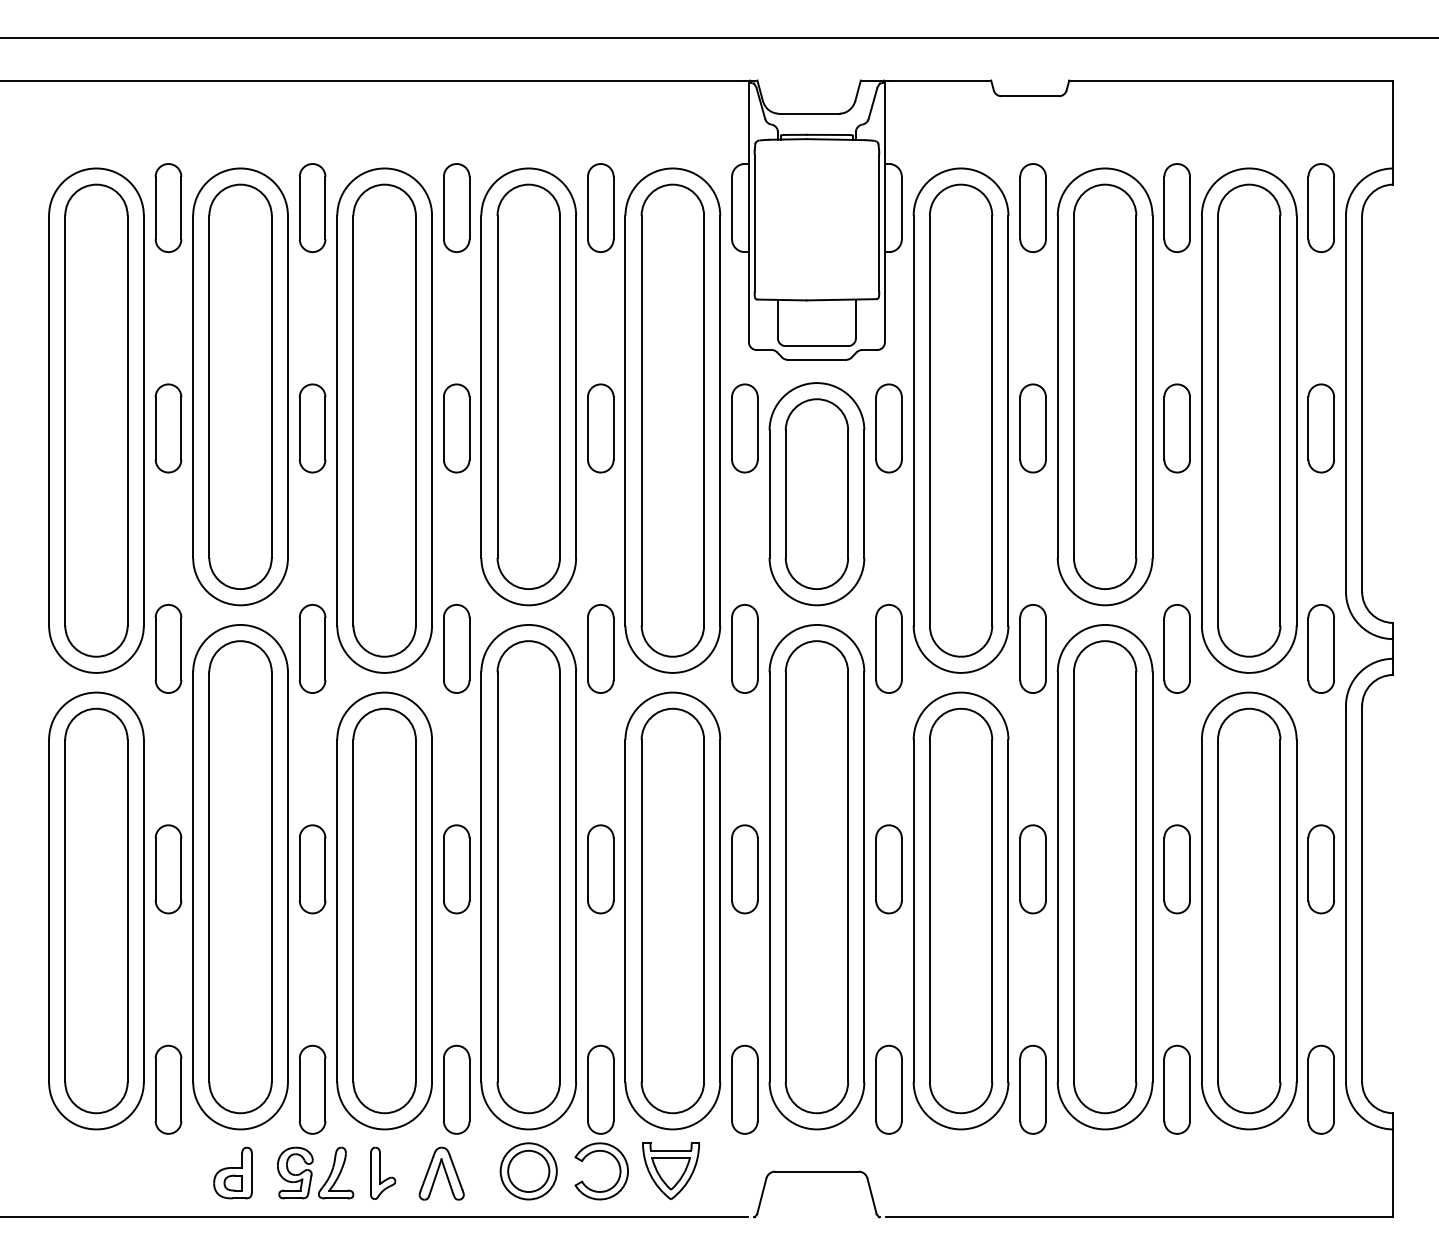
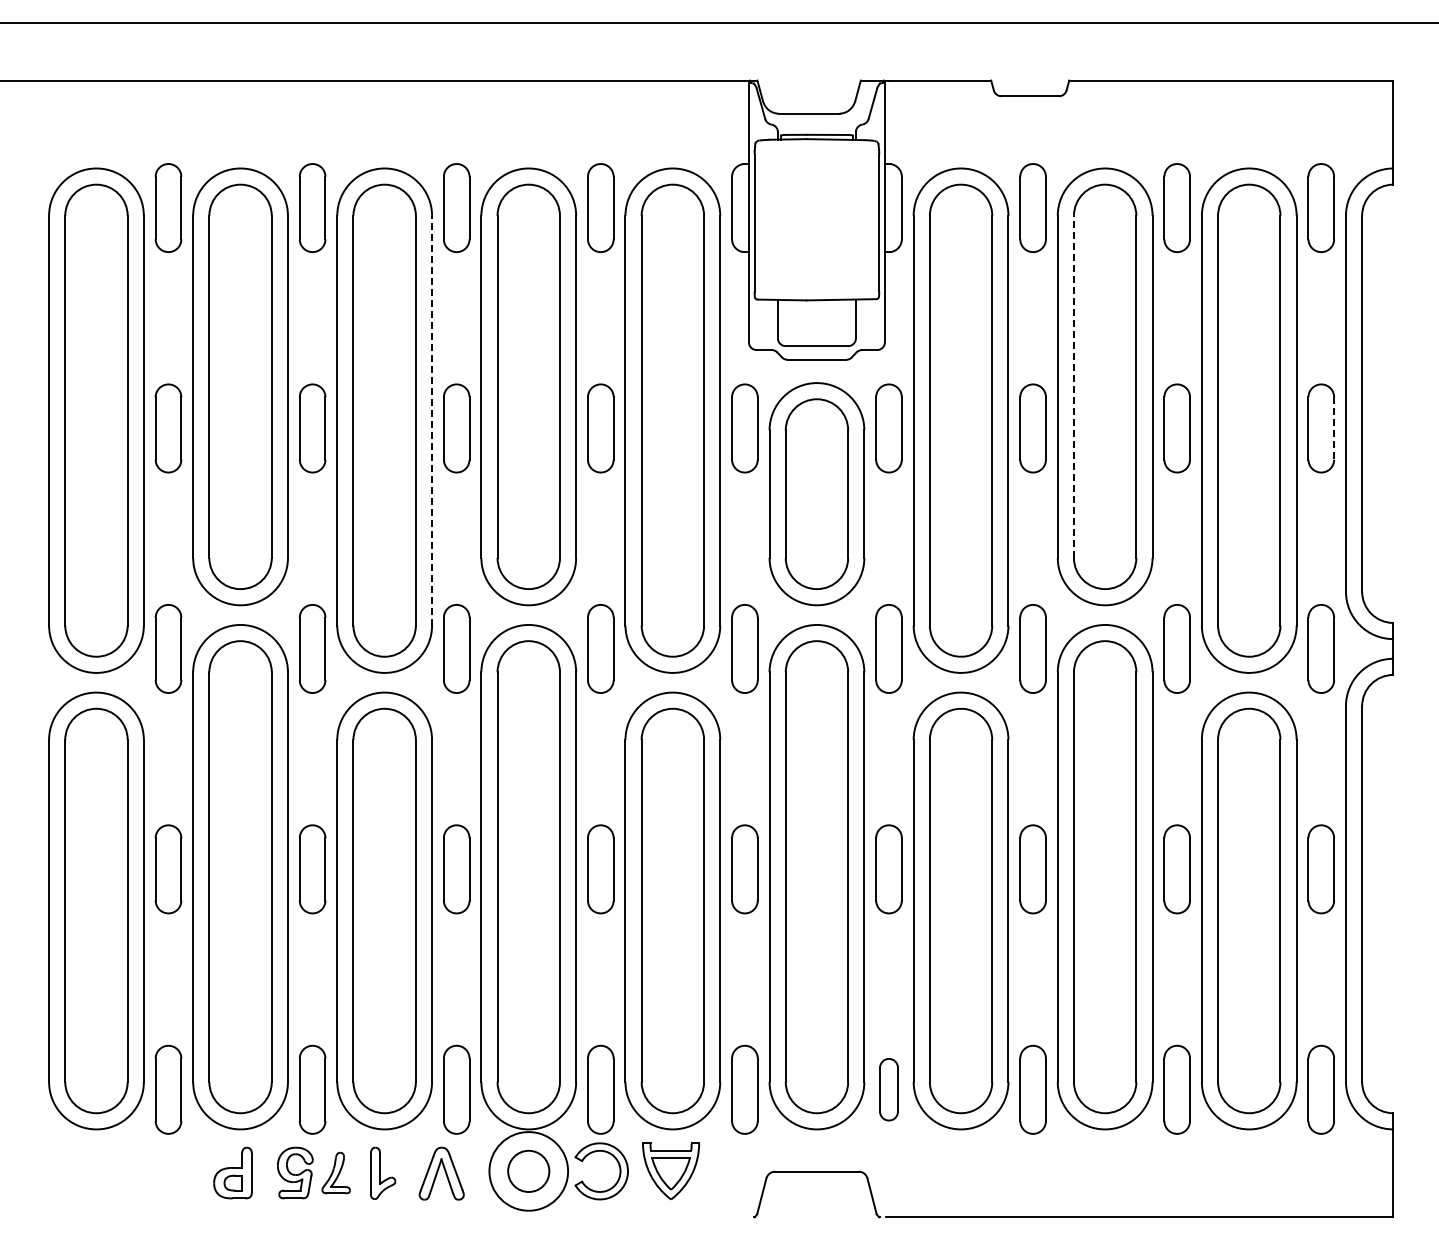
line position: (718, 37) -> (718, 22) (718, 22)
line: solid -> dashed (1073, 386)
line: solid -> dashed (432, 420)
line: solid -> dashed (1334, 428)
part size: 28x91 px -> 20x64 px (888, 1089)
circle diameter: 56 px -> 79 px (528, 1171)
part size: 37x54 px -> 30x44 px (335, 1172)
line: present -> none (375, 1217)
